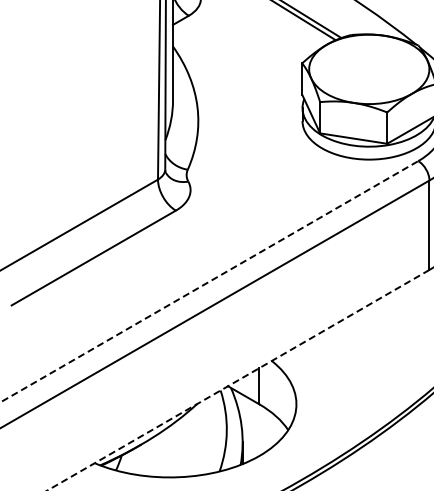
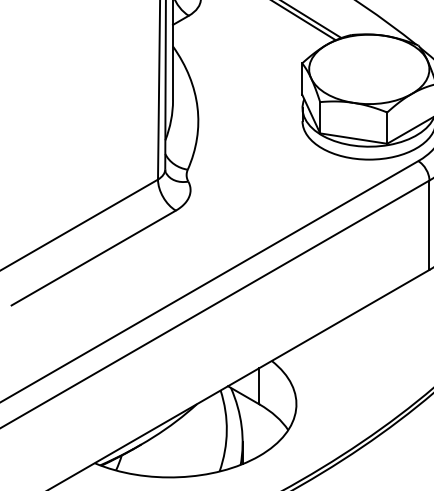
line: dashed -> solid (209, 281)
line: dashed -> solid (238, 380)
